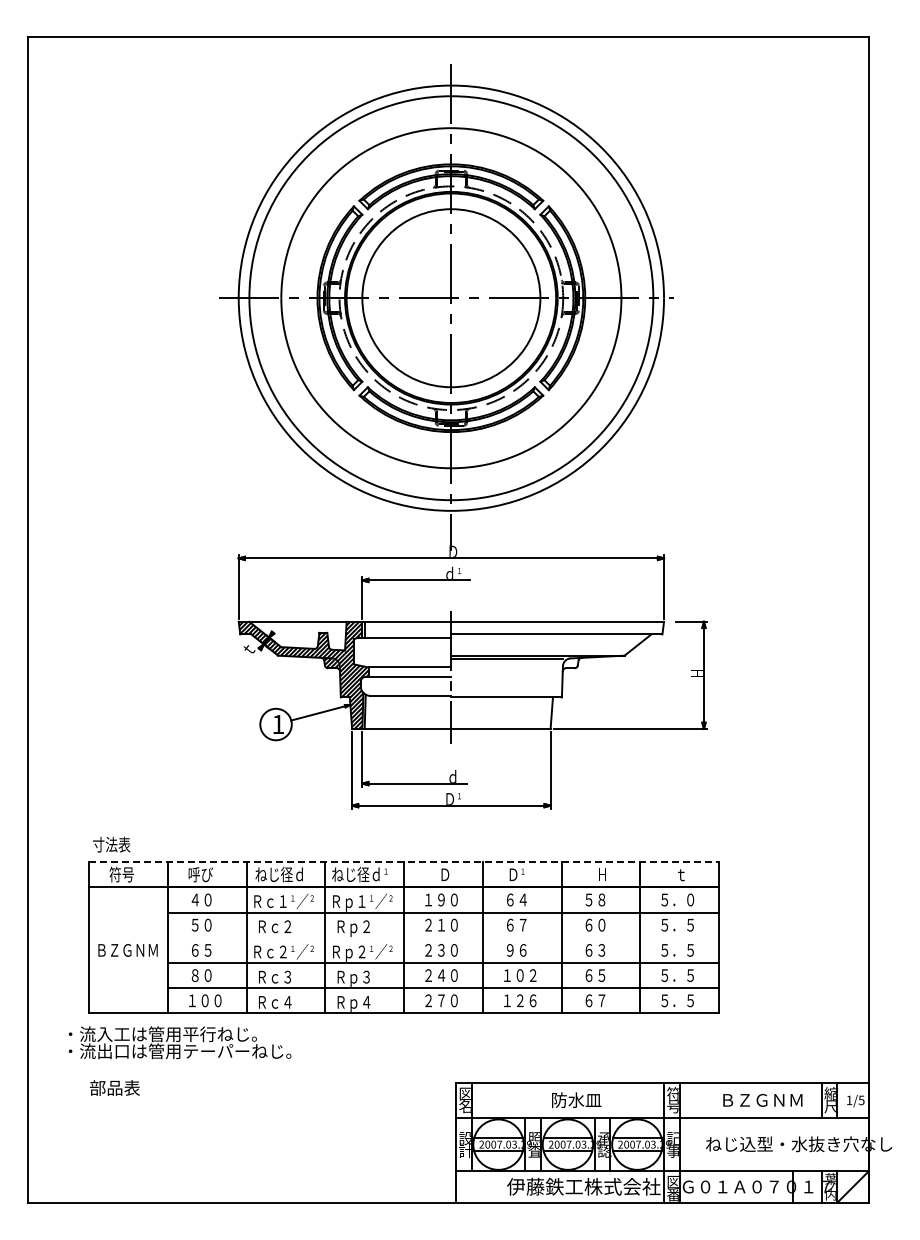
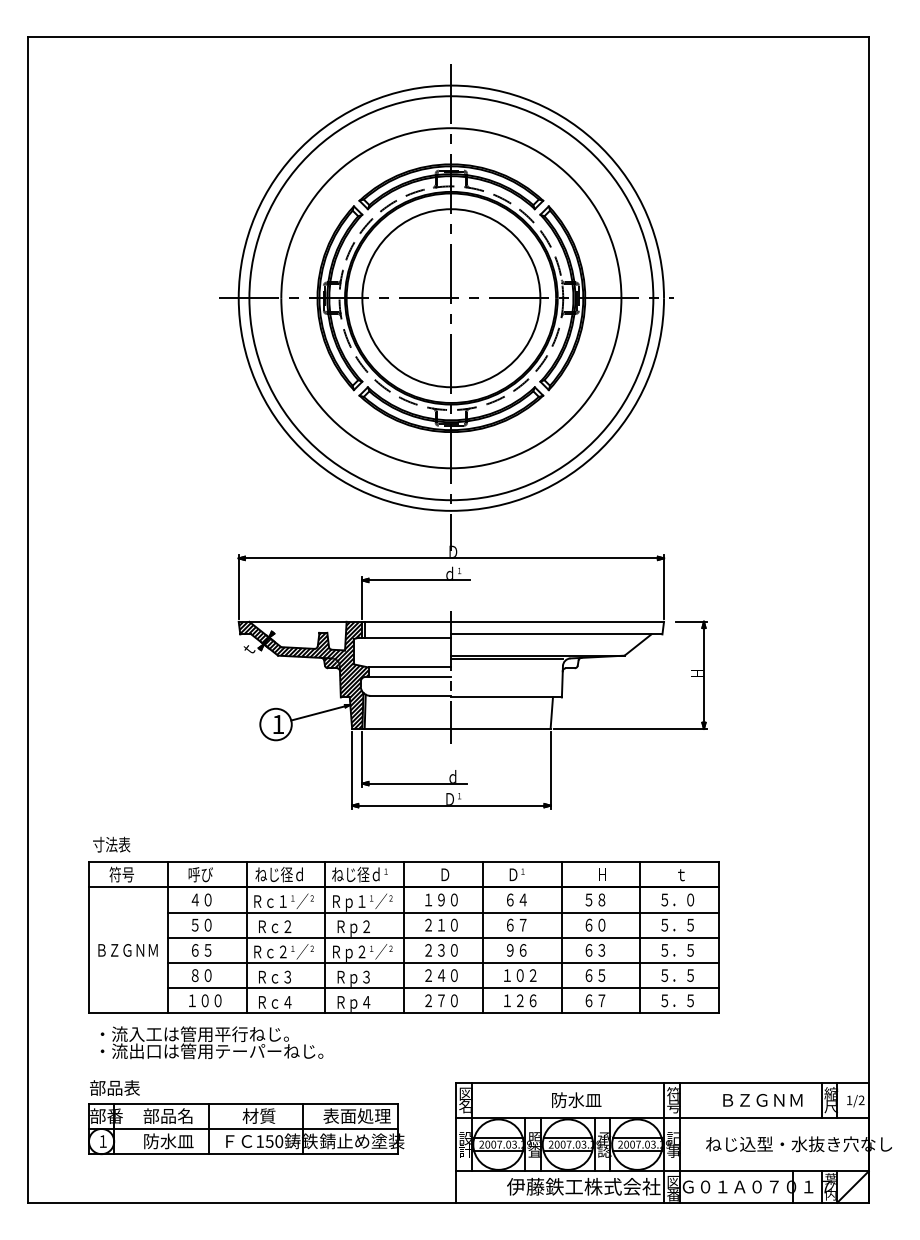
line: dashed -> solid (404, 862)
line: none -> present (443, 937)
text position: (179, 1042) -> (211, 1042) (211, 1042)
text: 1/5 -> 1/2 (861, 1100)
part: none -> present (246, 1129)
